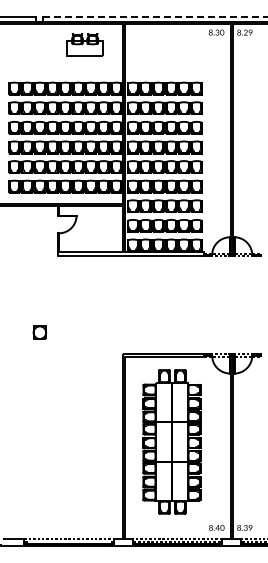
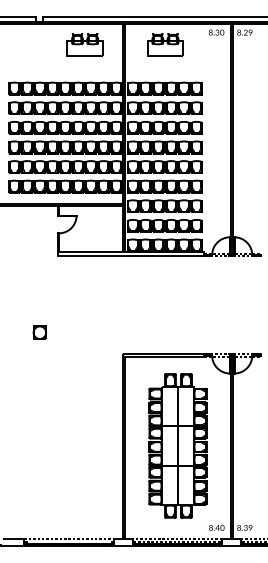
line: dashed -> solid (155, 16)
part: none -> present (165, 44)
part position: (171, 441) -> (177, 445) (177, 445)
